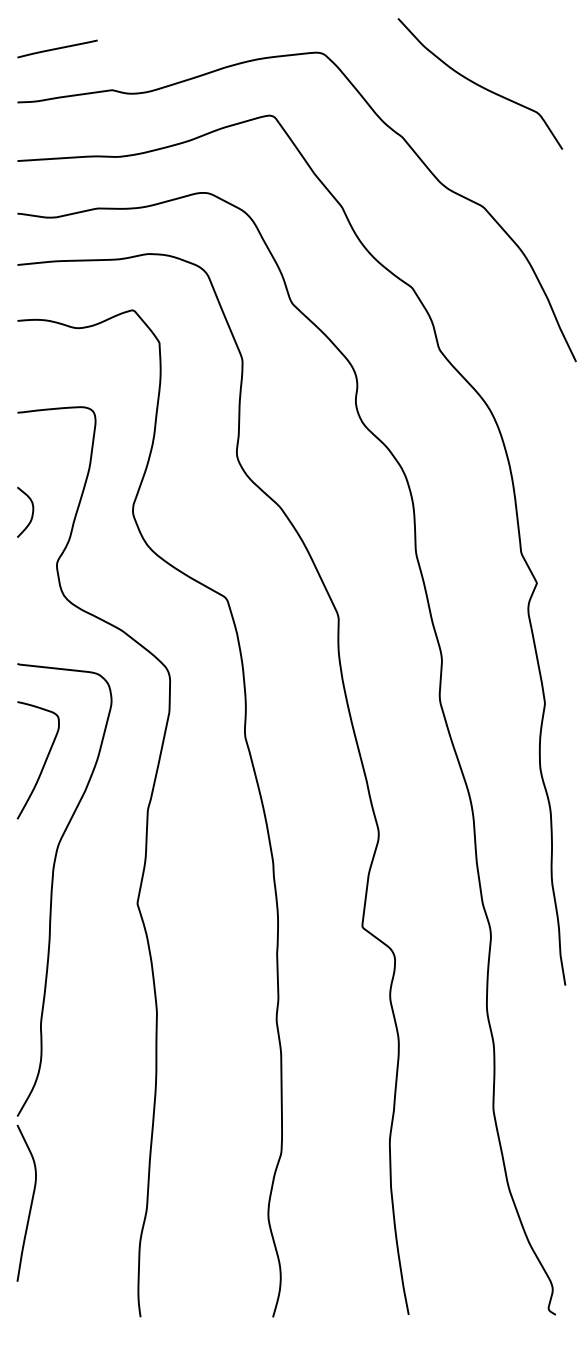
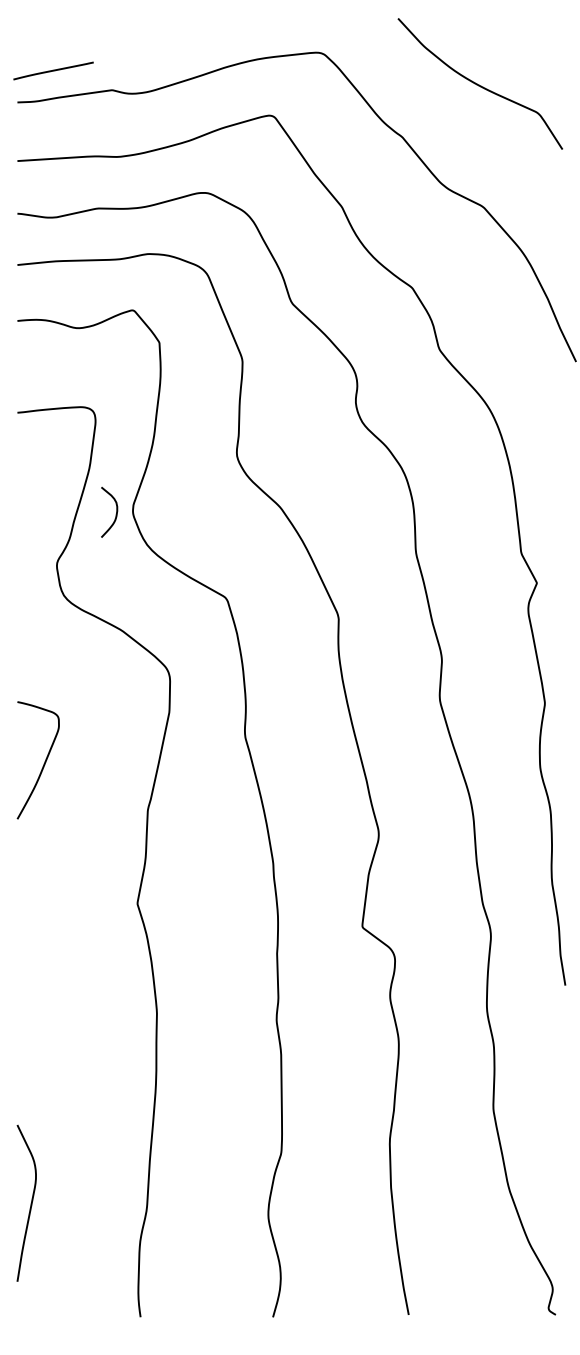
line position: (57, 48) -> (53, 70) (53, 70)
curve position: (31, 514) -> (115, 514) (115, 514)
curve: present -> none (52, 889)
